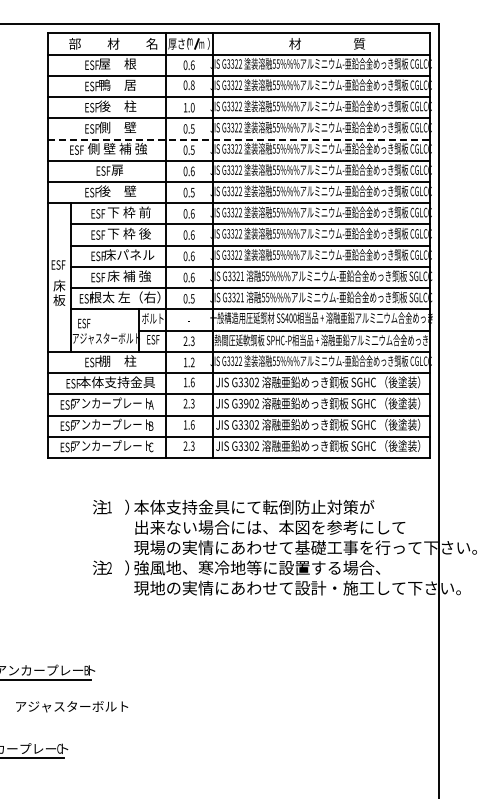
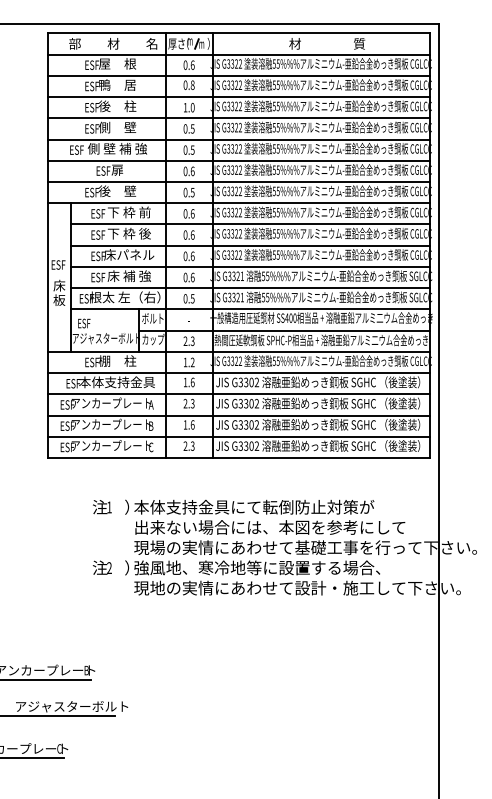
line: dashed -> solid (239, 139)
text: ESF -> カップ (153, 339)
text: G3902 -> G3302 (246, 403)
line: none -> present (58, 716)
